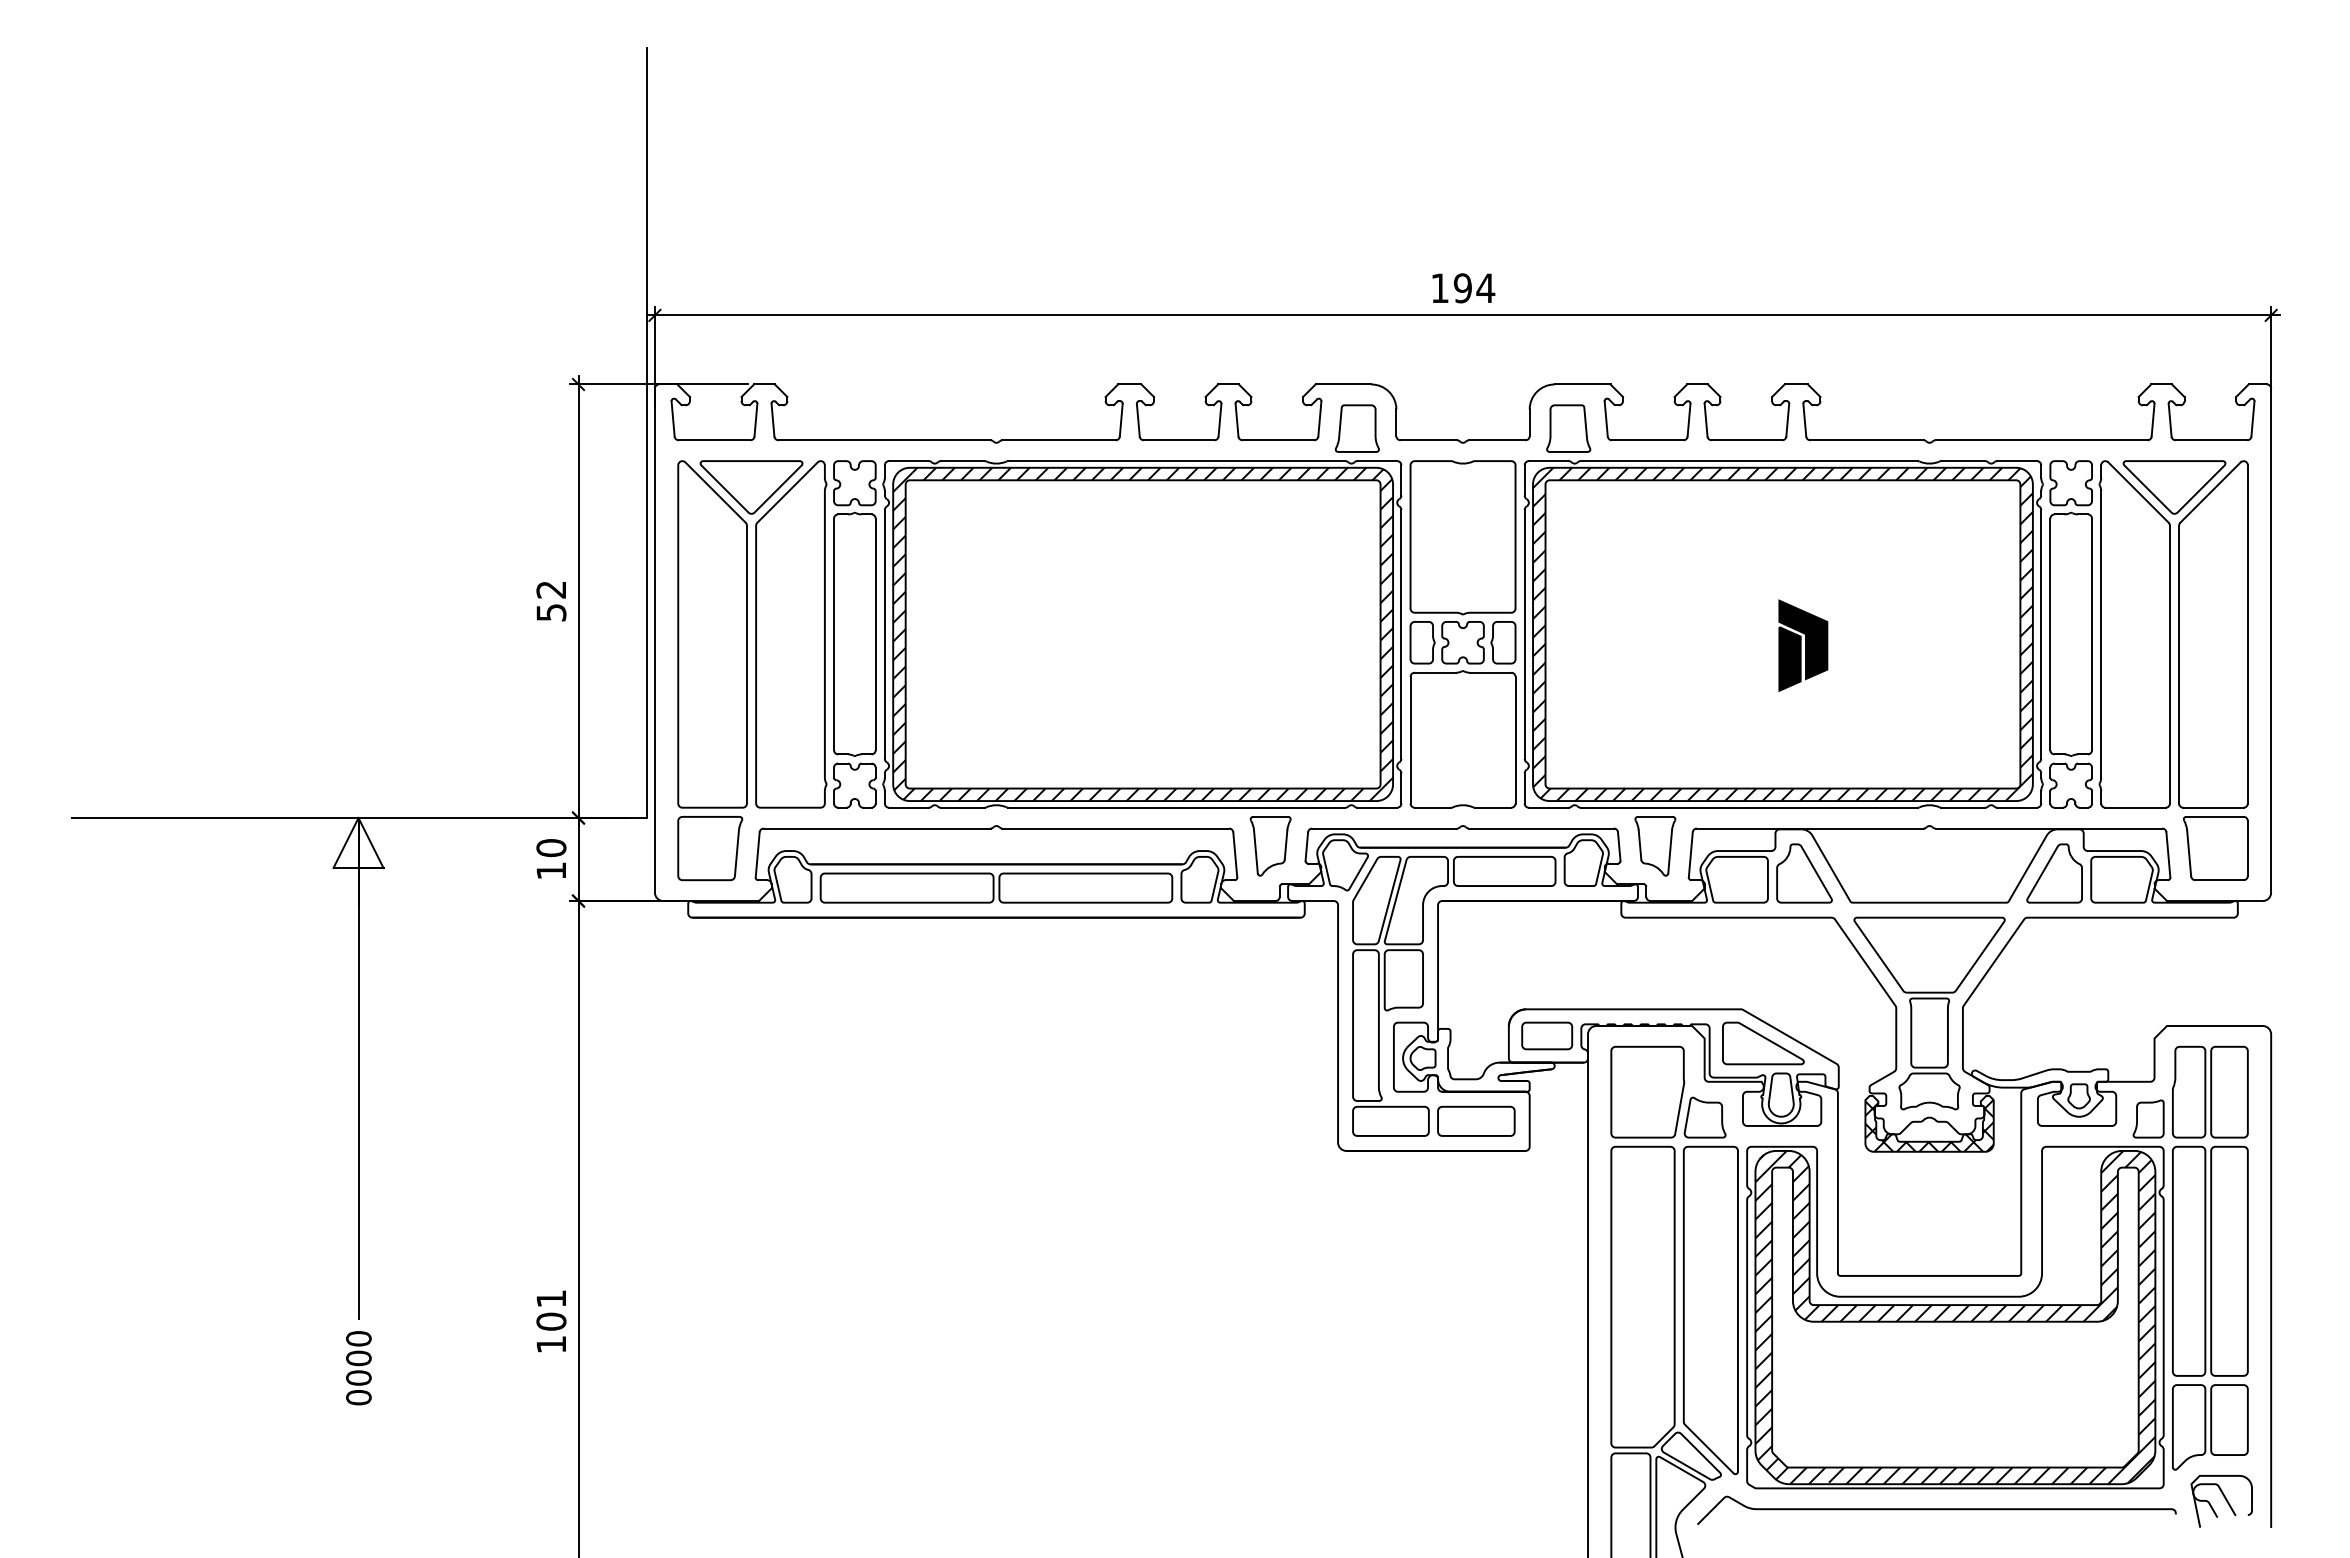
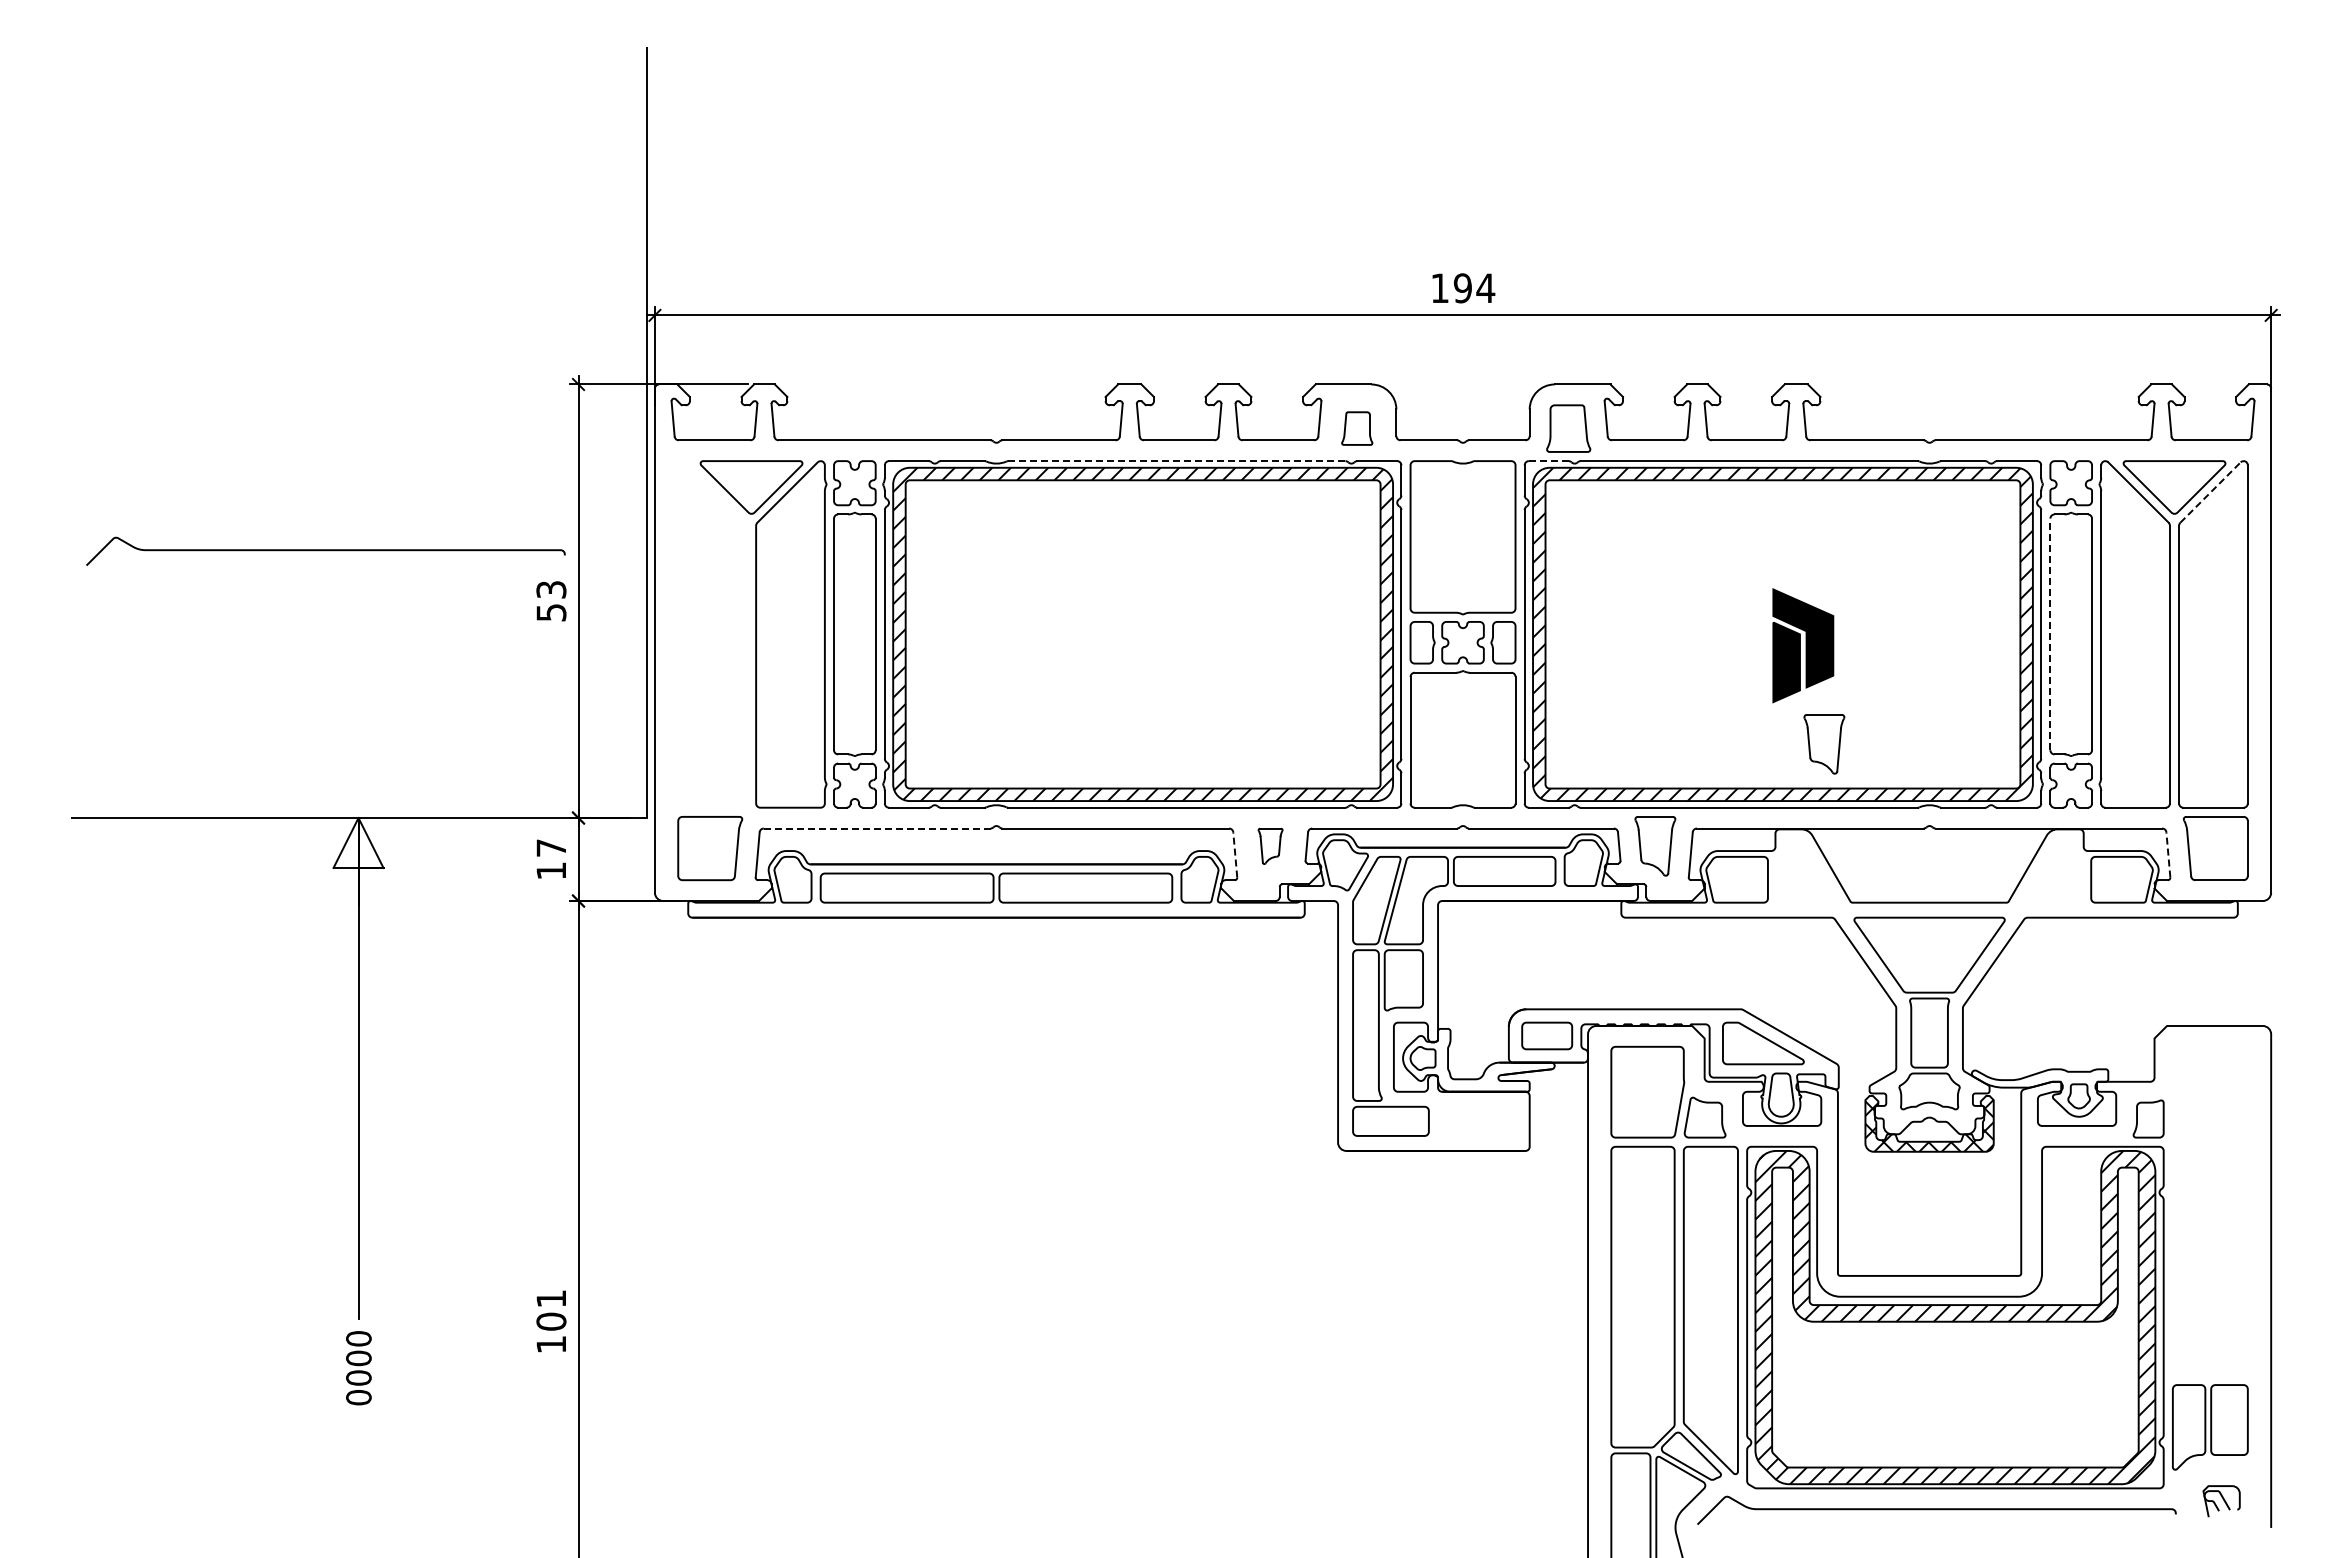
part size: 46x49 px -> 33x35 px (1357, 428)
line: solid -> dashed (1176, 461)
line: solid -> dashed (1548, 461)
line: solid -> dashed (2210, 492)
curve: none -> present (325, 550)
text: 52 -> 53 (551, 589)
part: present -> none (712, 634)
line: solid -> dashed (2050, 634)
part size: 51x93 px -> 63x116 px (1803, 645)
part: none -> present (1824, 744)
line: solid -> dashed (876, 828)
part size: 43x61 px -> 27x38 px (1270, 845)
text: 10 -> 17 (551, 848)
line: solid -> dashed (1235, 854)
line: solid -> dashed (2168, 854)
part: present -> none (1804, 873)
part: present -> none (2054, 873)
part: present -> none (1476, 1120)
part: present -> none (2210, 1210)
part size: 63x53 px -> 39x33 px (2221, 1501)
